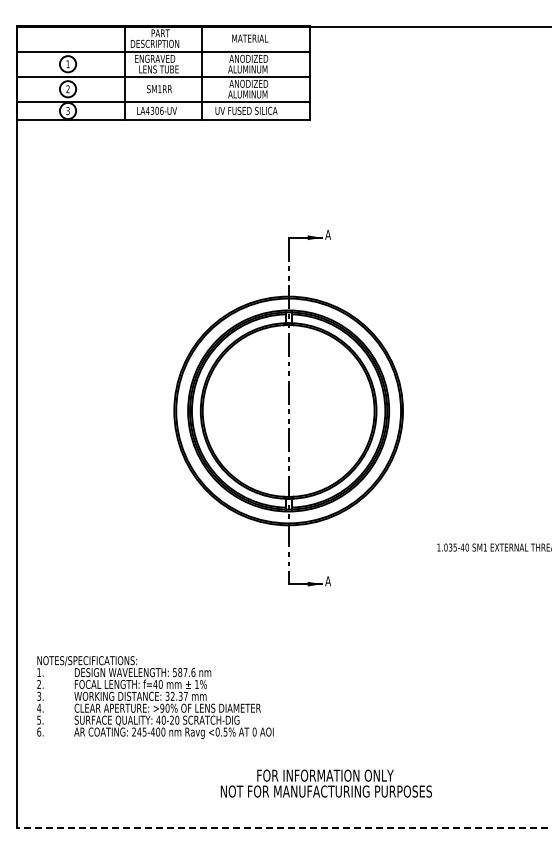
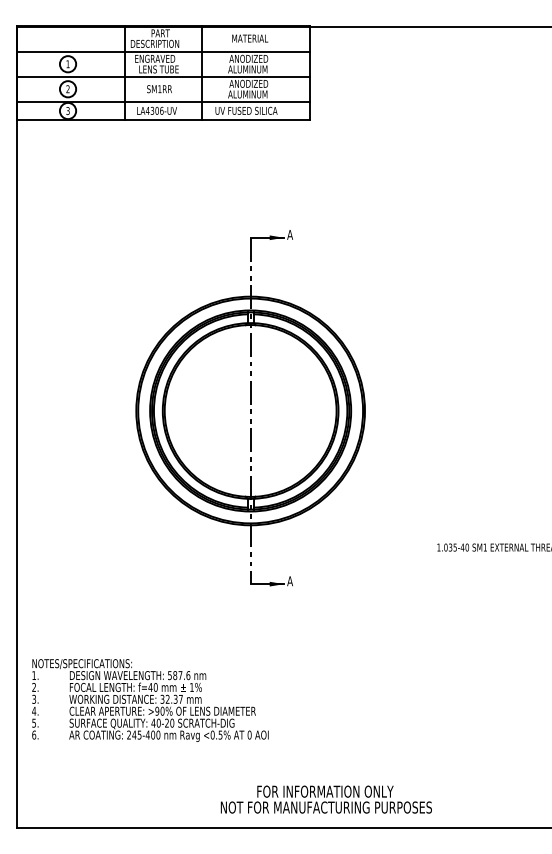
part position: (288, 408) -> (250, 408) (250, 408)
text position: (155, 697) -> (150, 700) (150, 700)
text position: (325, 783) -> (325, 799) (325, 799)
line: dashed -> solid (284, 828)
